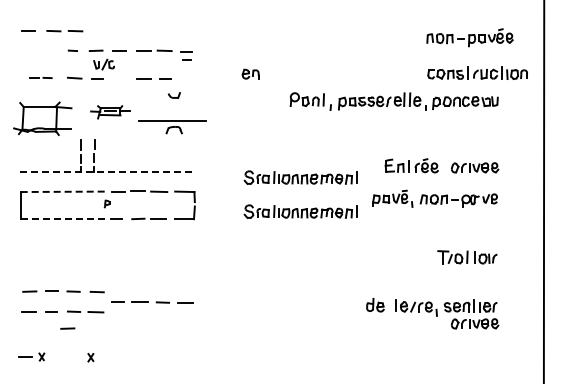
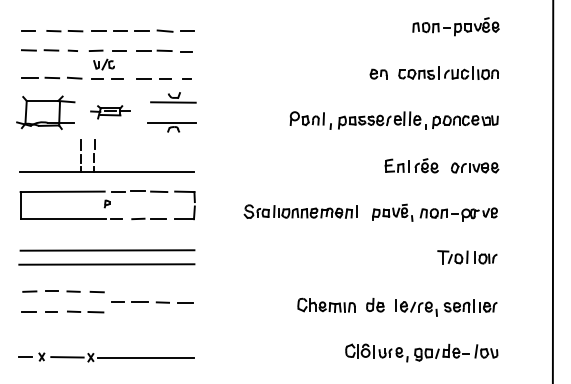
part: none -> present (142, 30)
part position: (469, 37) -> (455, 26) (455, 26)
line: none -> present (43, 50)
line position: (186, 59) -> (186, 78) (186, 78)
part position: (477, 72) -> (448, 72) (448, 72)
part position: (250, 73) -> (378, 73) (378, 73)
part size: 24x2 px -> 39x4 px (40, 77)
line: none -> present (117, 78)
part position: (393, 101) -> (393, 120) (393, 120)
line: none -> present (173, 102)
part position: (42, 118) -> (45, 112) (45, 112)
part size: 69x15 px -> 50x11 px (171, 127)
line: dashed -> solid (107, 171)
part: present -> none (300, 177)
line: dashed -> solid (62, 191)
line position: (543, 191) -> (552, 191) (552, 191)
part position: (434, 198) -> (434, 212) (434, 212)
line: dashed -> solid (63, 218)
line: none -> present (107, 250)
line: none -> present (106, 264)
part: none -> present (326, 304)
part: present -> none (475, 323)
line: present -> none (67, 328)
part: none -> present (421, 352)
line: none -> present (67, 357)
line: none -> present (146, 357)
